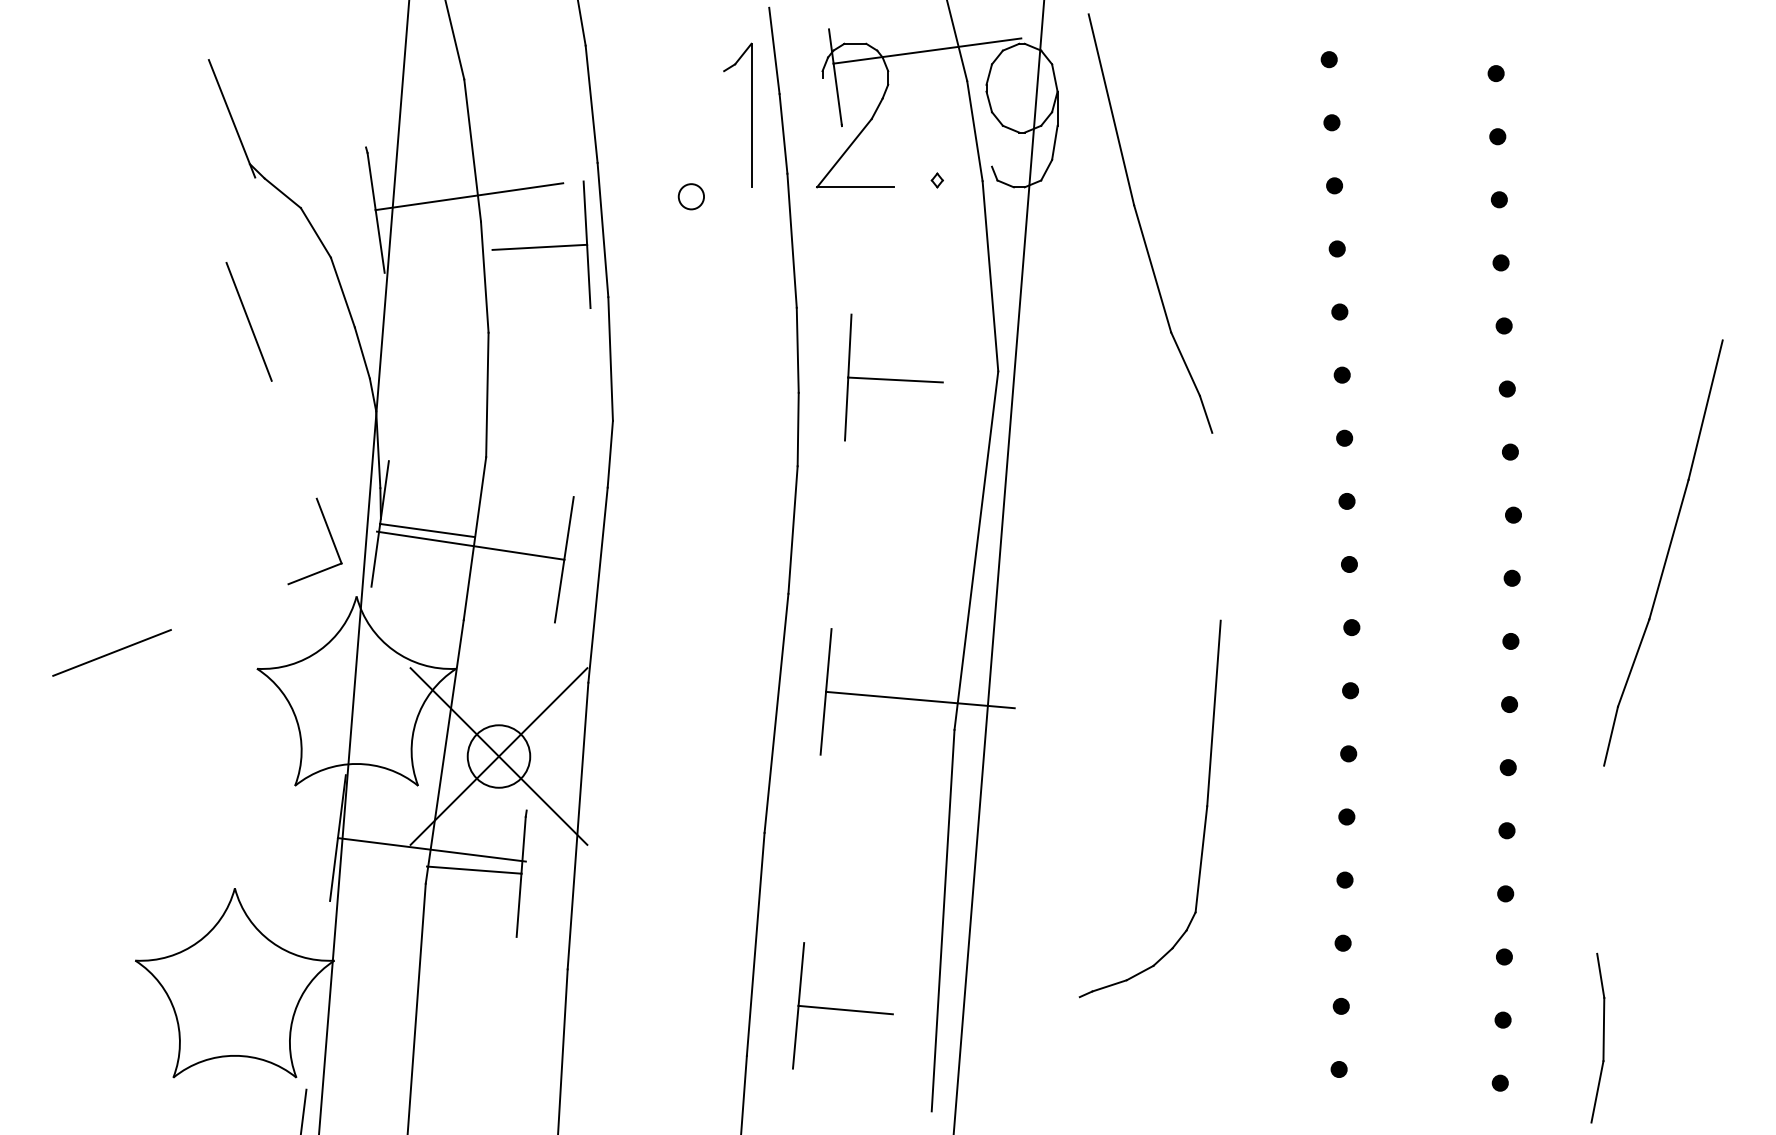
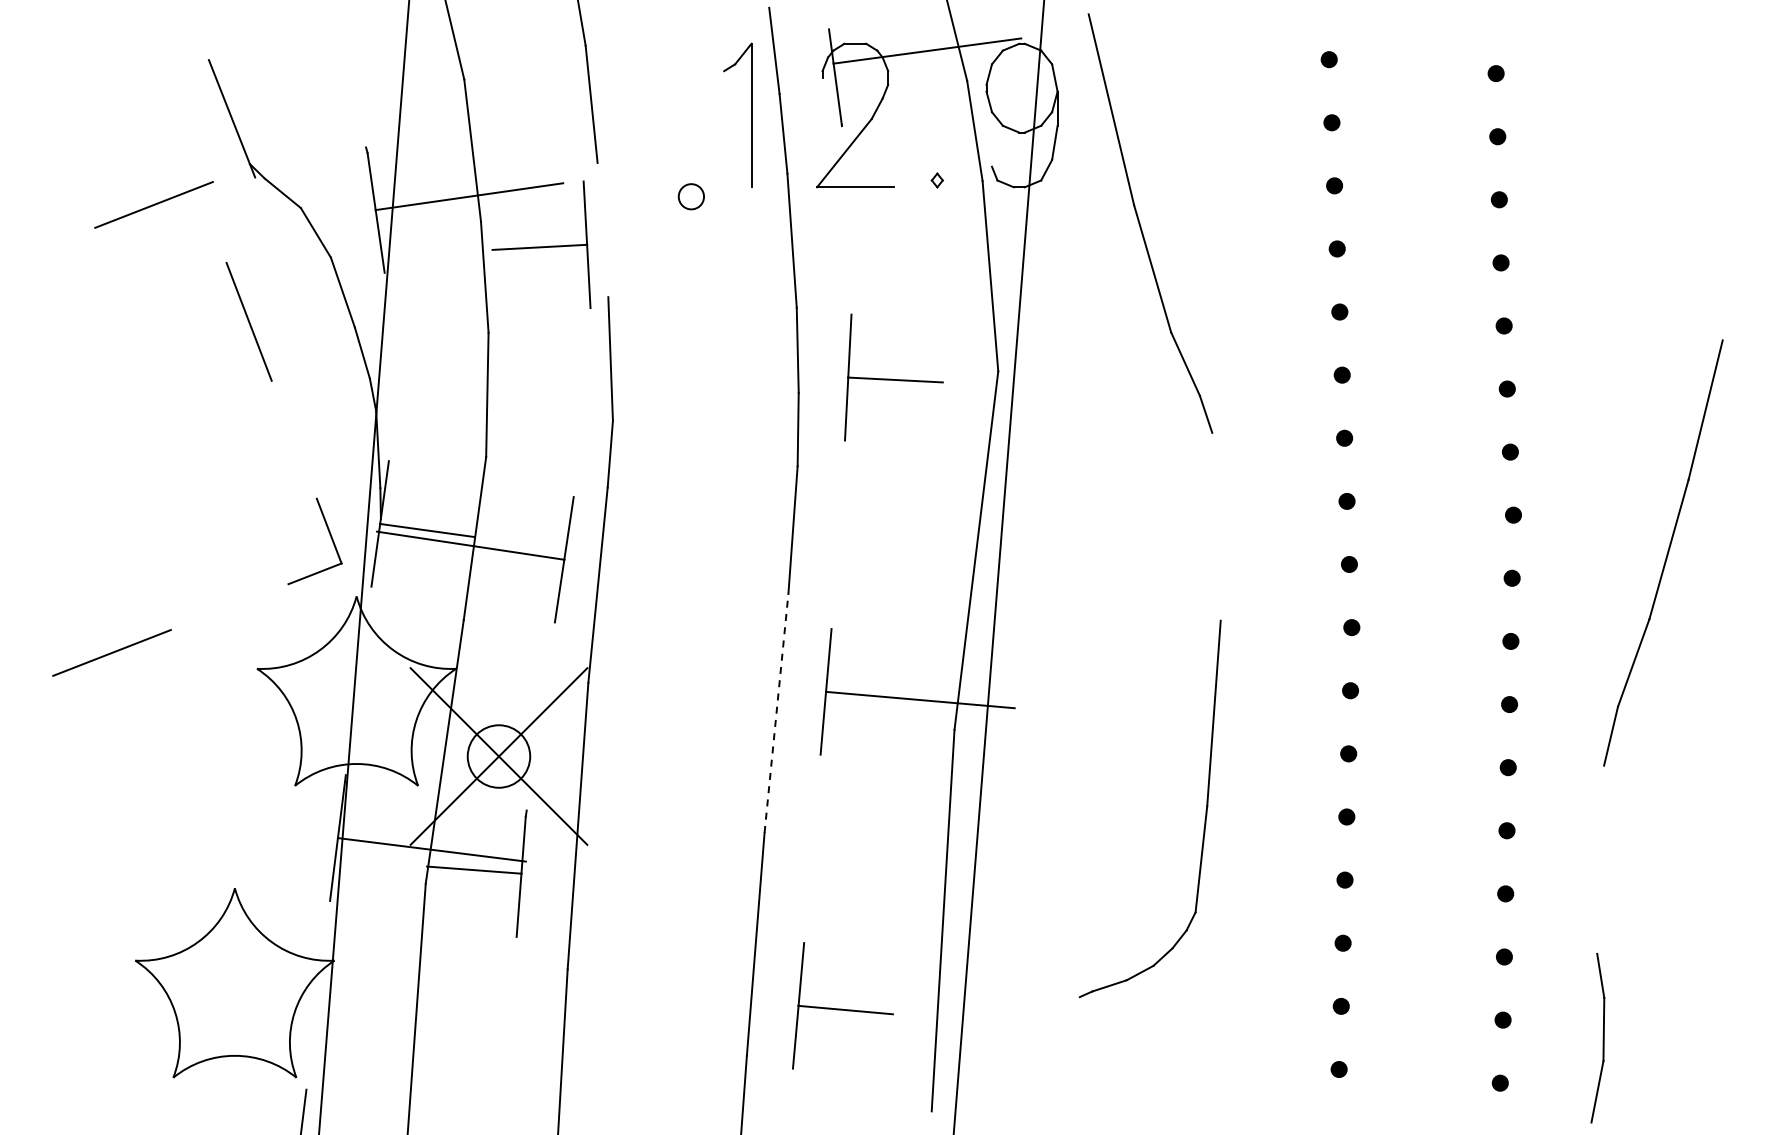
line: none -> present (153, 204)
line: present -> none (602, 229)
line: solid -> dashed (776, 712)
